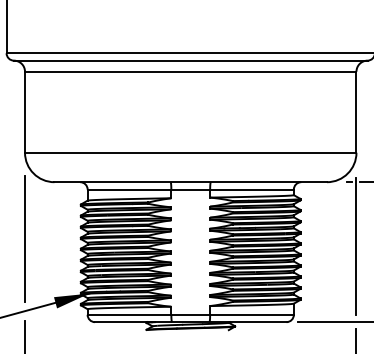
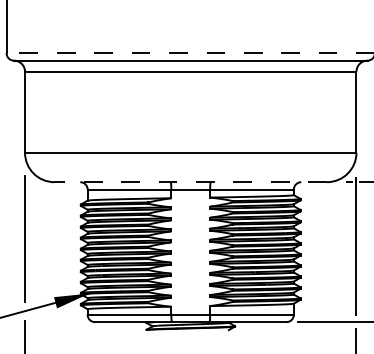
line: solid -> dashed (190, 53)
line: solid -> dashed (190, 182)
